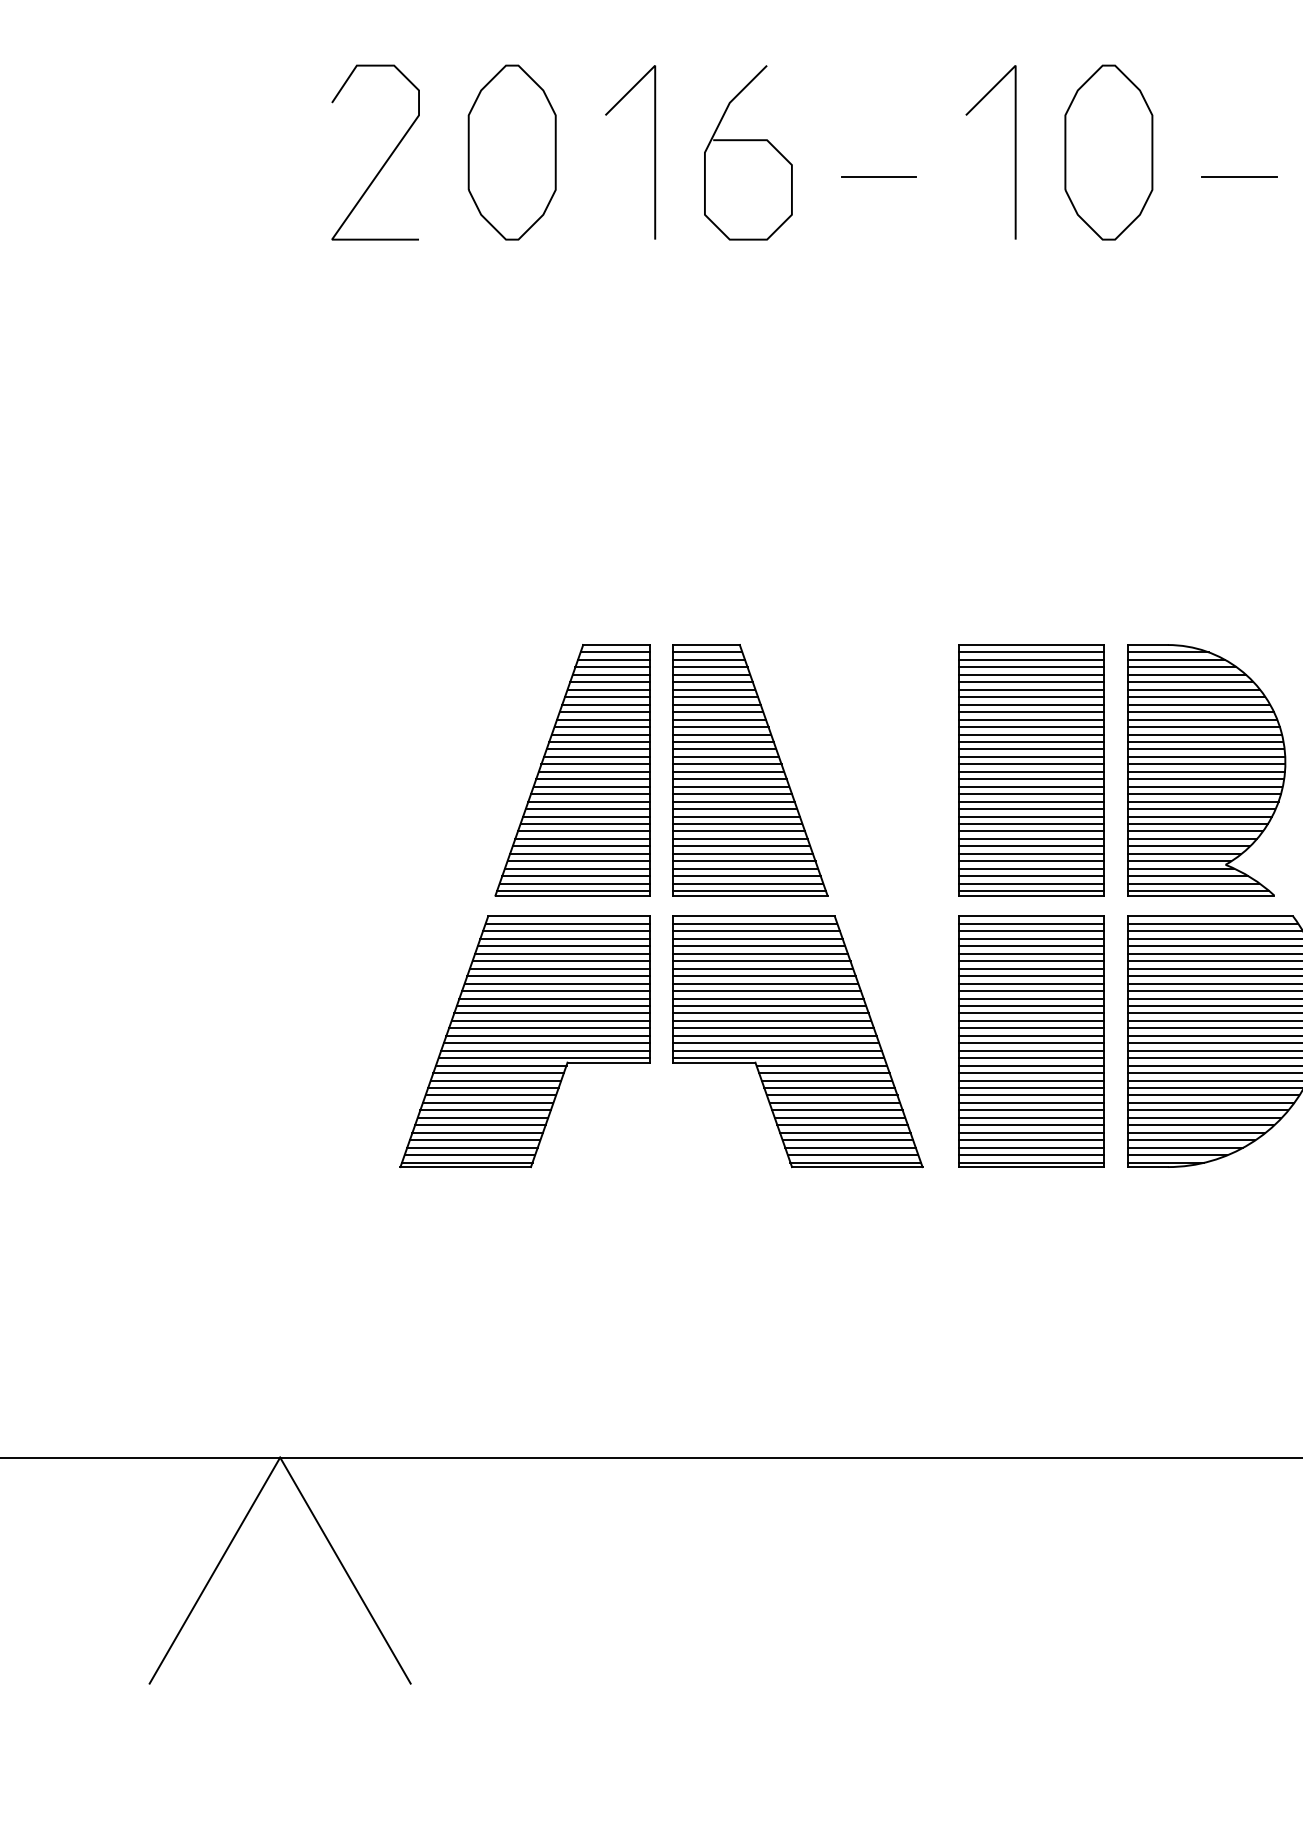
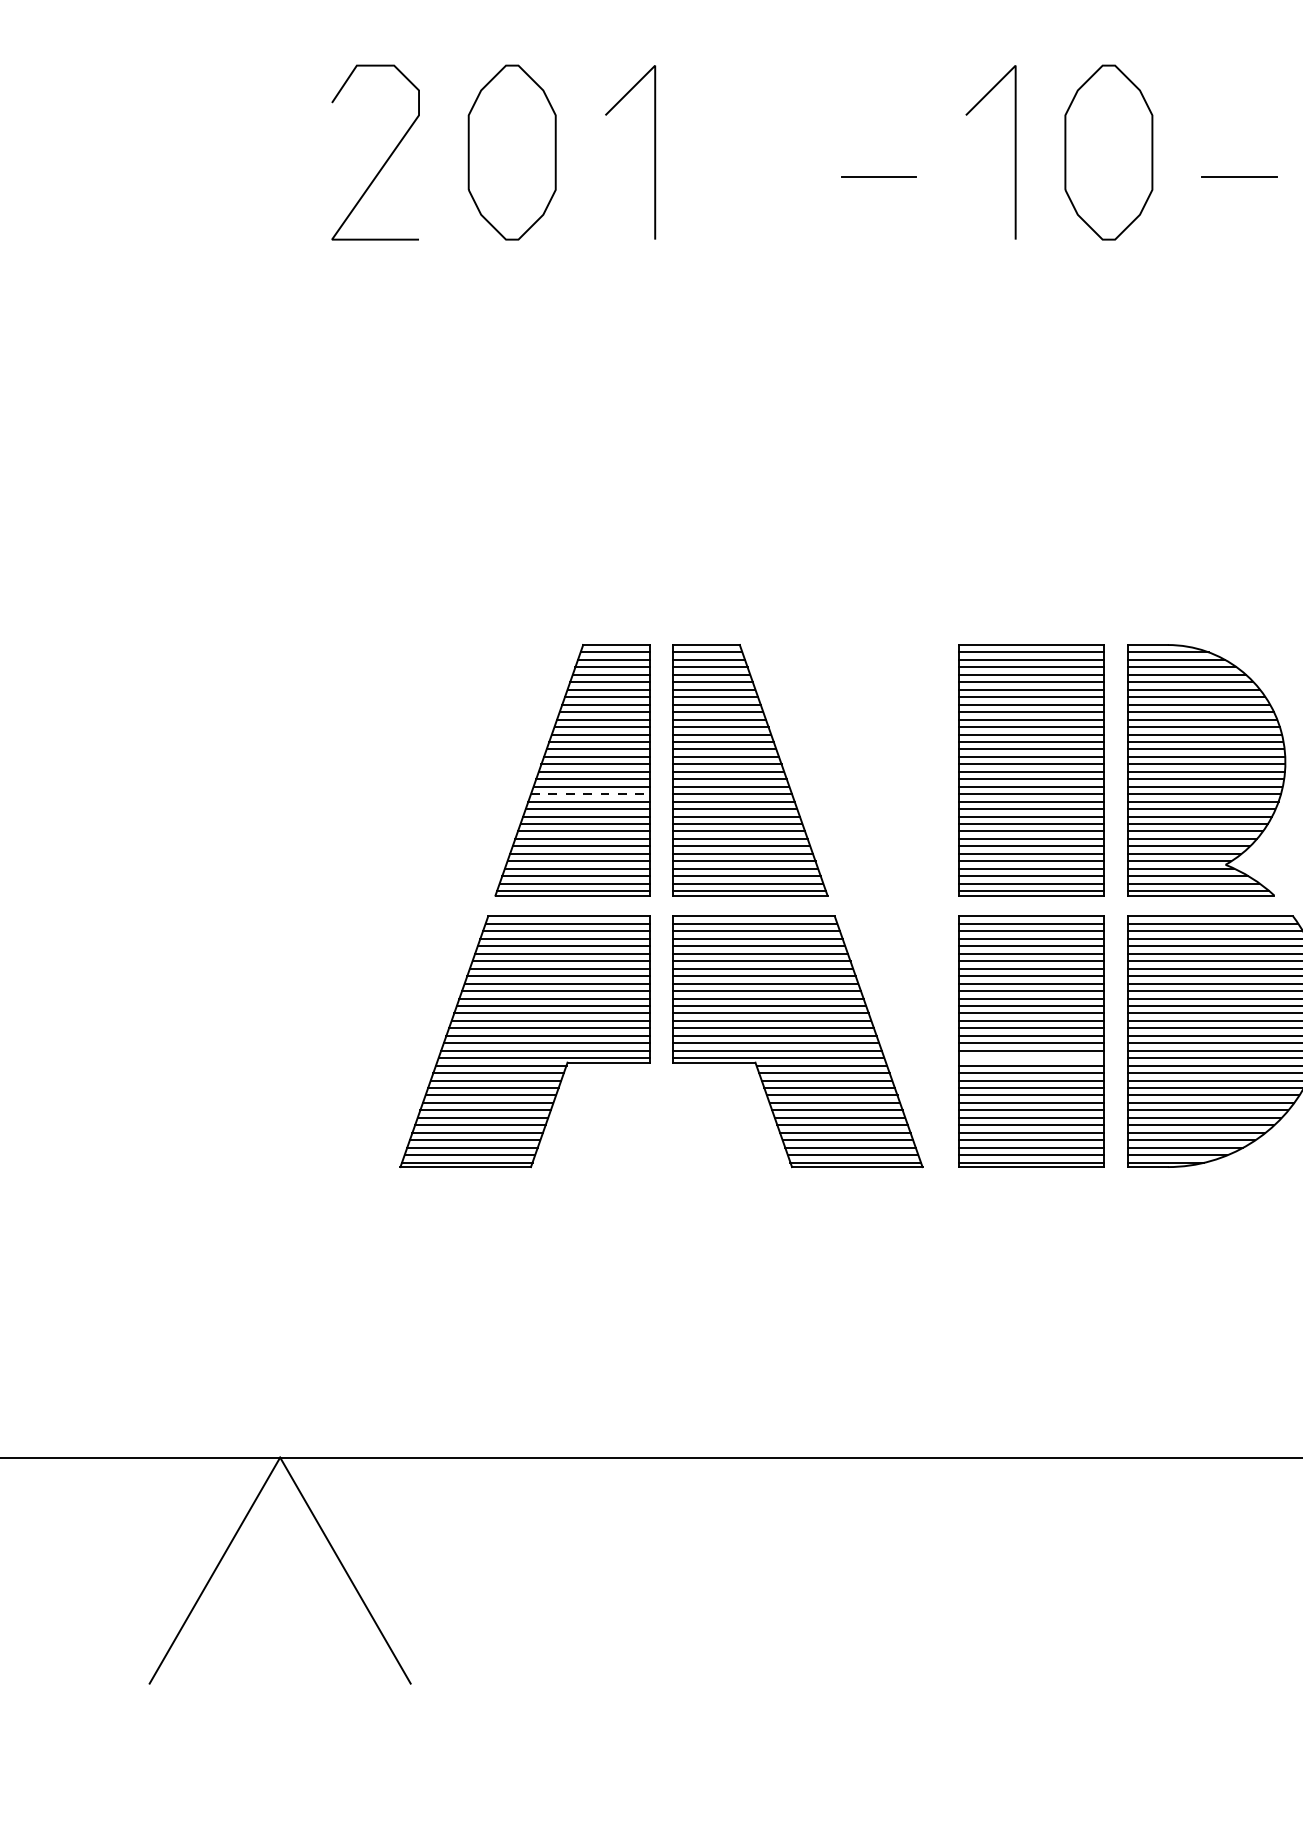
curve: present -> none (748, 141)
line: solid -> dashed (590, 794)
line: present -> none (1031, 1058)
